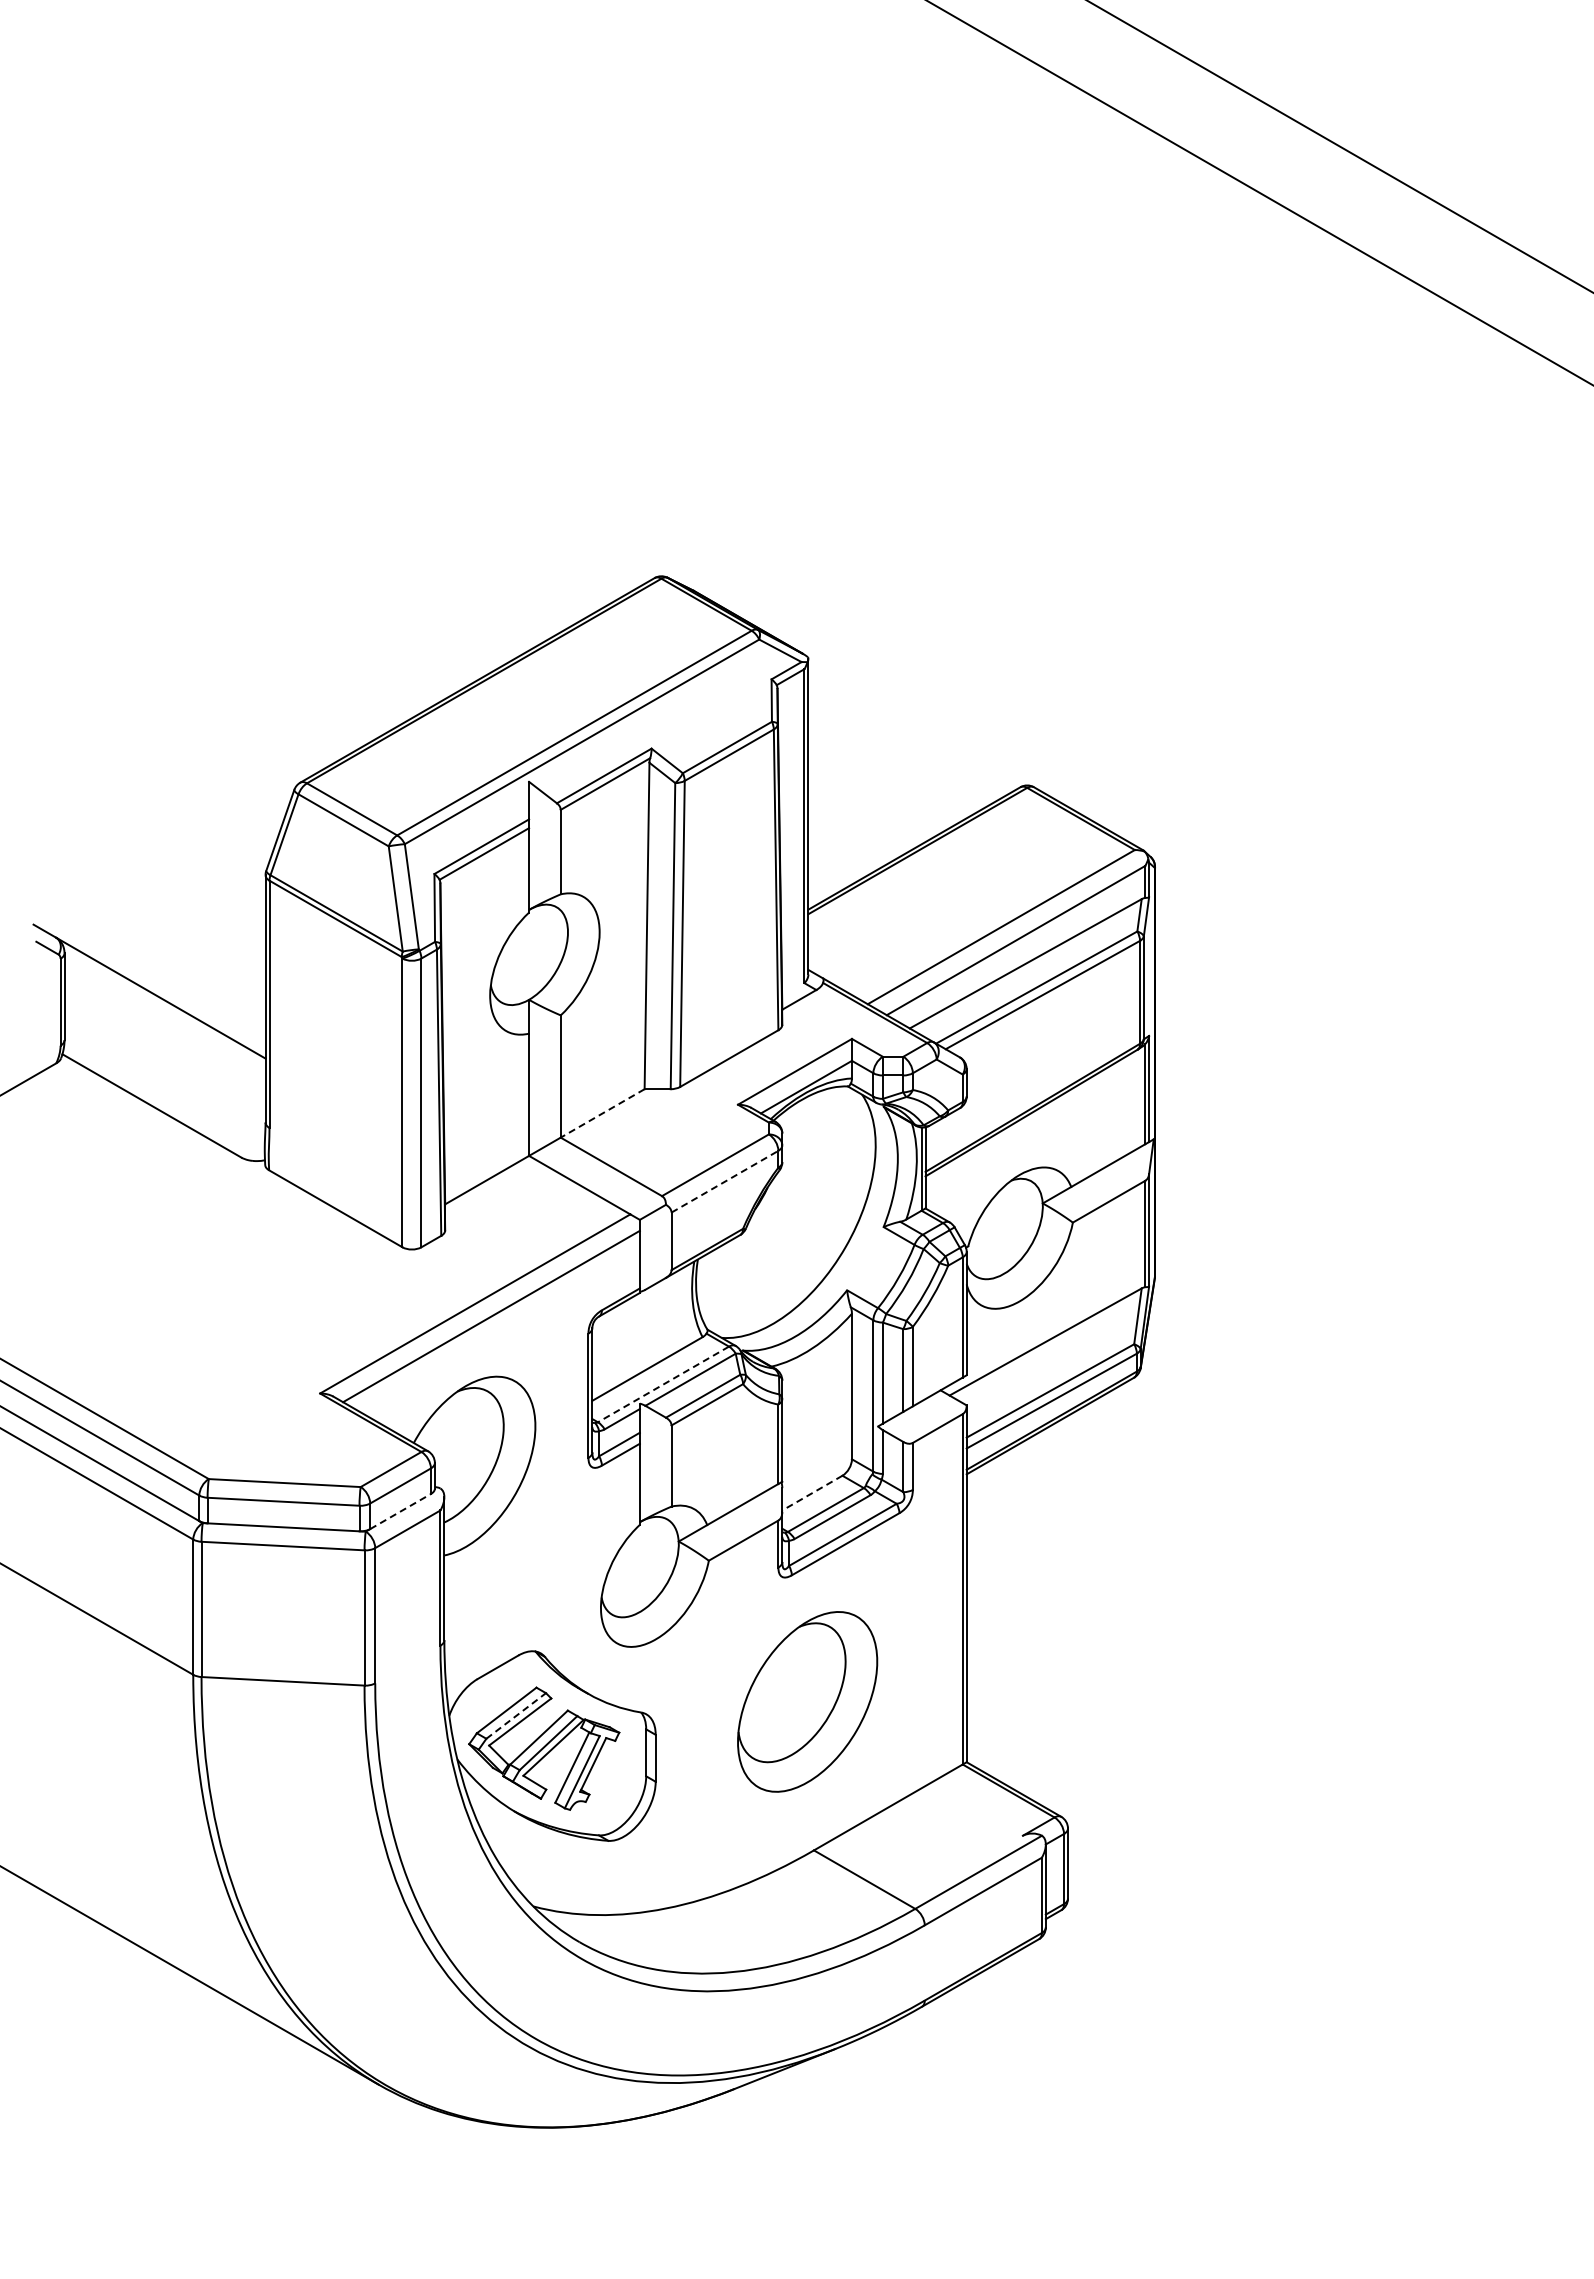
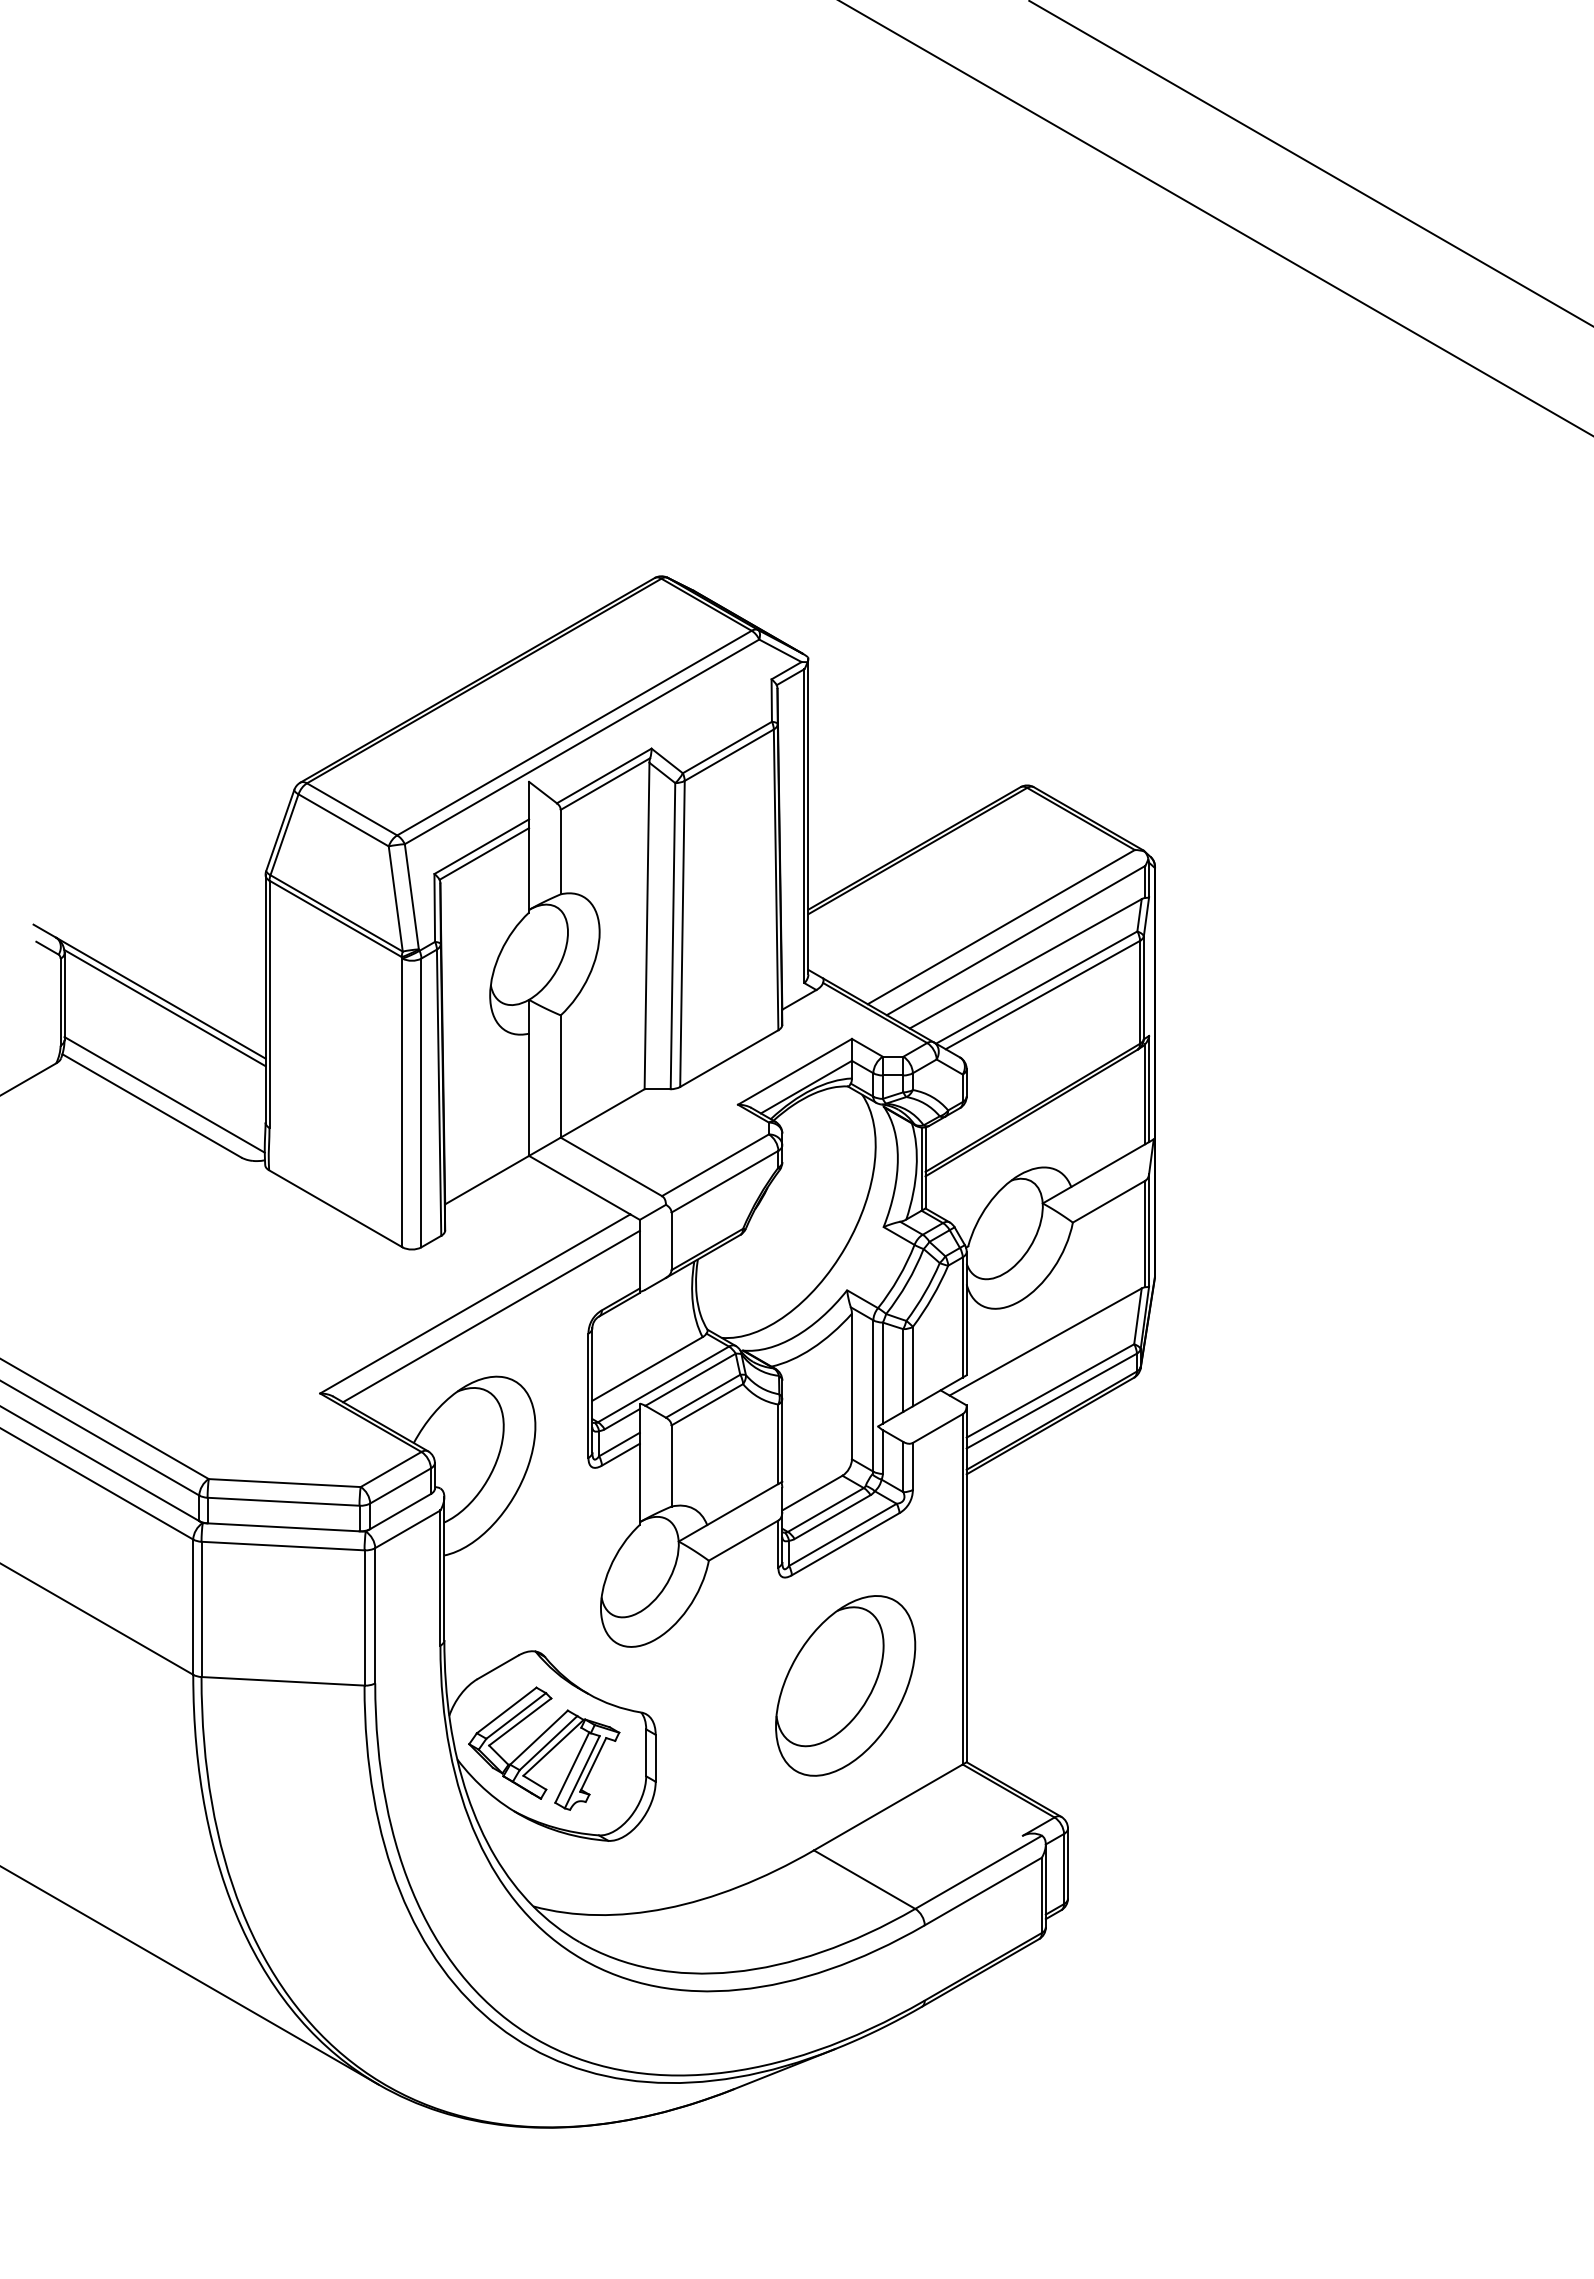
line position: (1340, 146) -> (1310, 163) (1310, 163)
line position: (1259, 192) -> (1215, 218) (1215, 218)
line: none -> present (164, 1007)
line: none -> present (164, 1094)
line: dashed -> solid (602, 1113)
line: dashed -> solid (724, 1181)
line: dashed -> solid (663, 1384)
line: dashed -> solid (812, 1493)
line: dashed -> solid (401, 1511)
part position: (807, 1701) -> (845, 1685) (845, 1685)
line: dashed -> solid (516, 1715)
